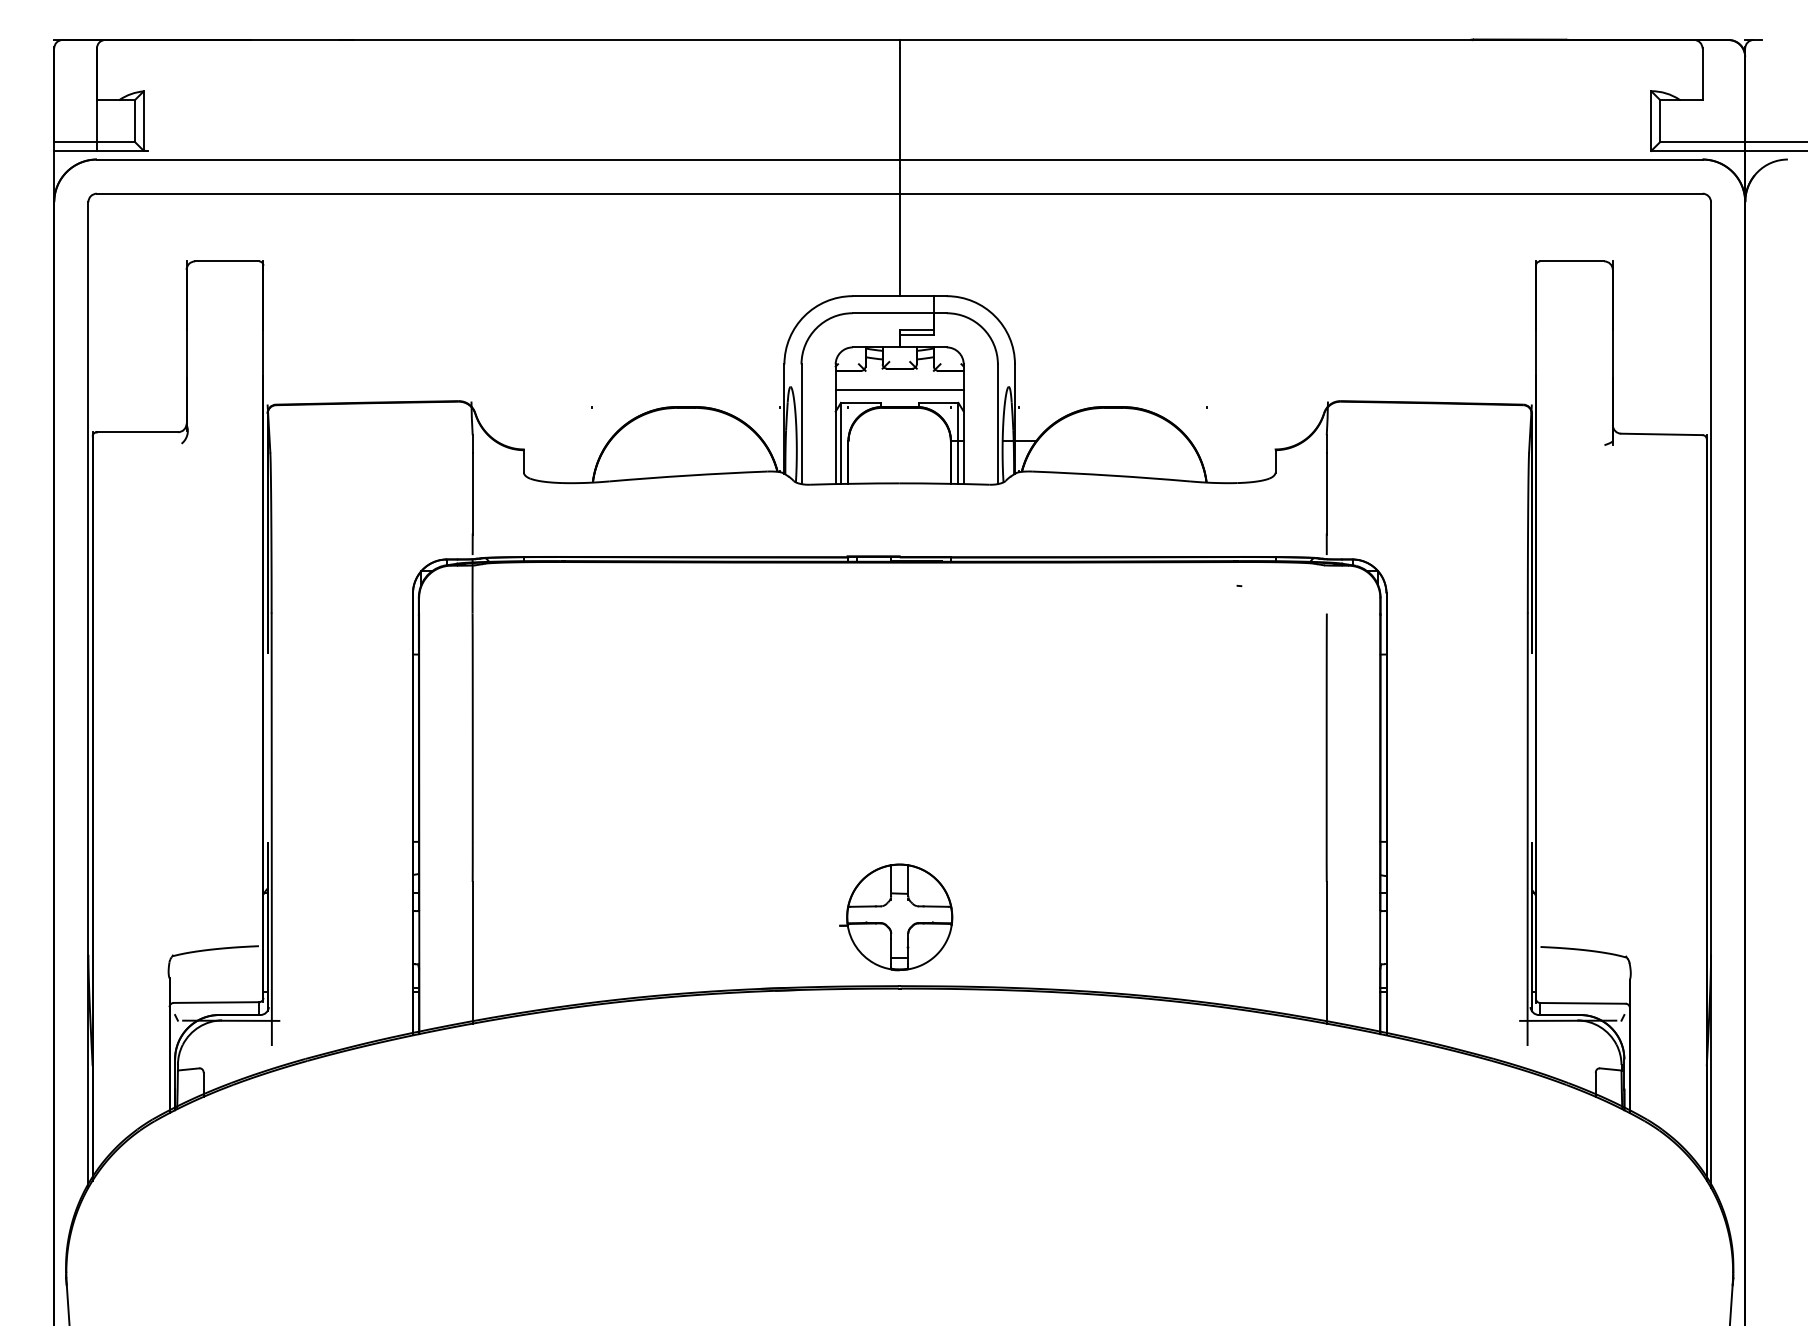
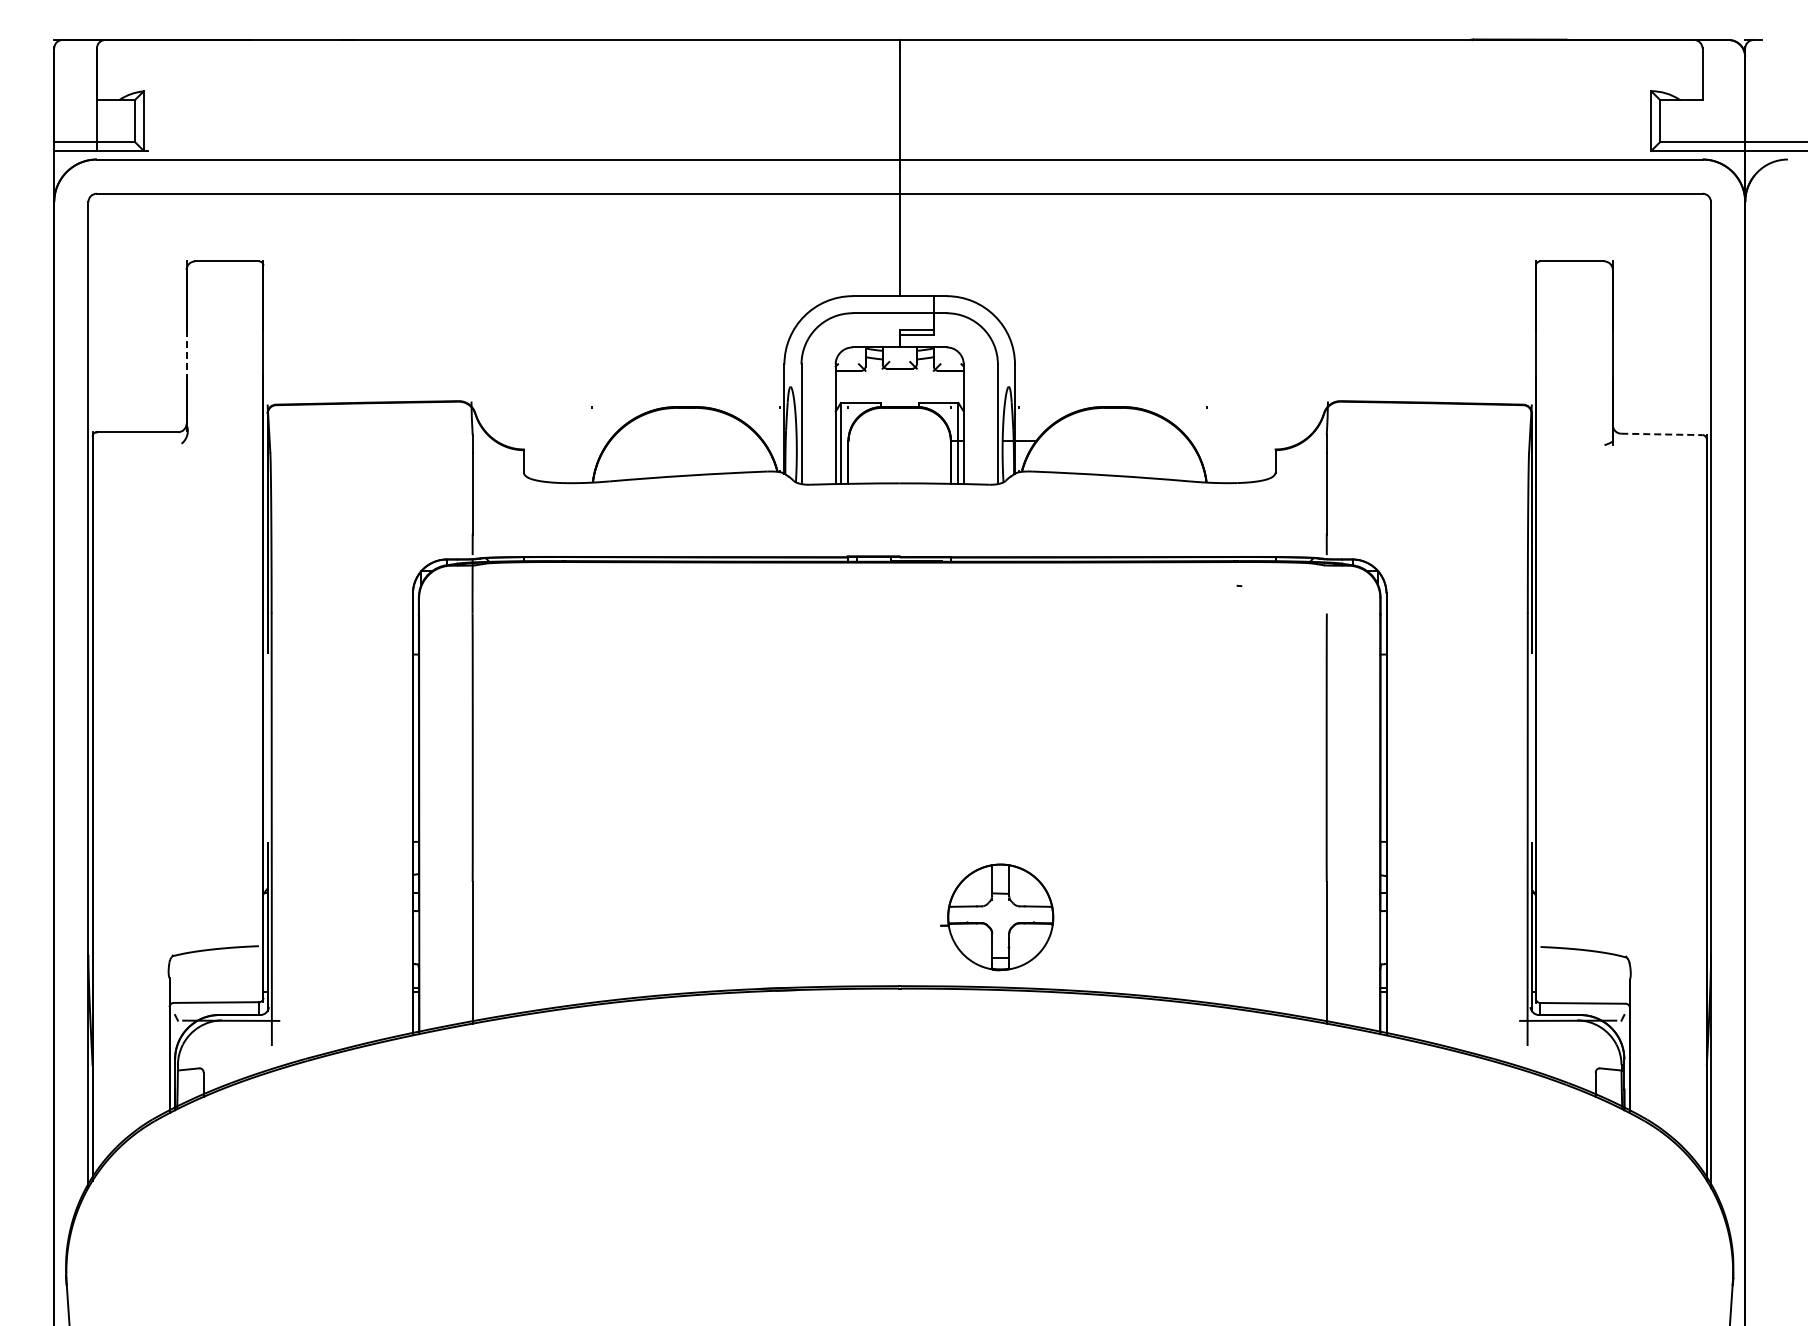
line: solid -> dashed (186, 353)
line: present -> none (899, 390)
line: solid -> dashed (1661, 434)
part position: (896, 917) -> (997, 917) (997, 917)
